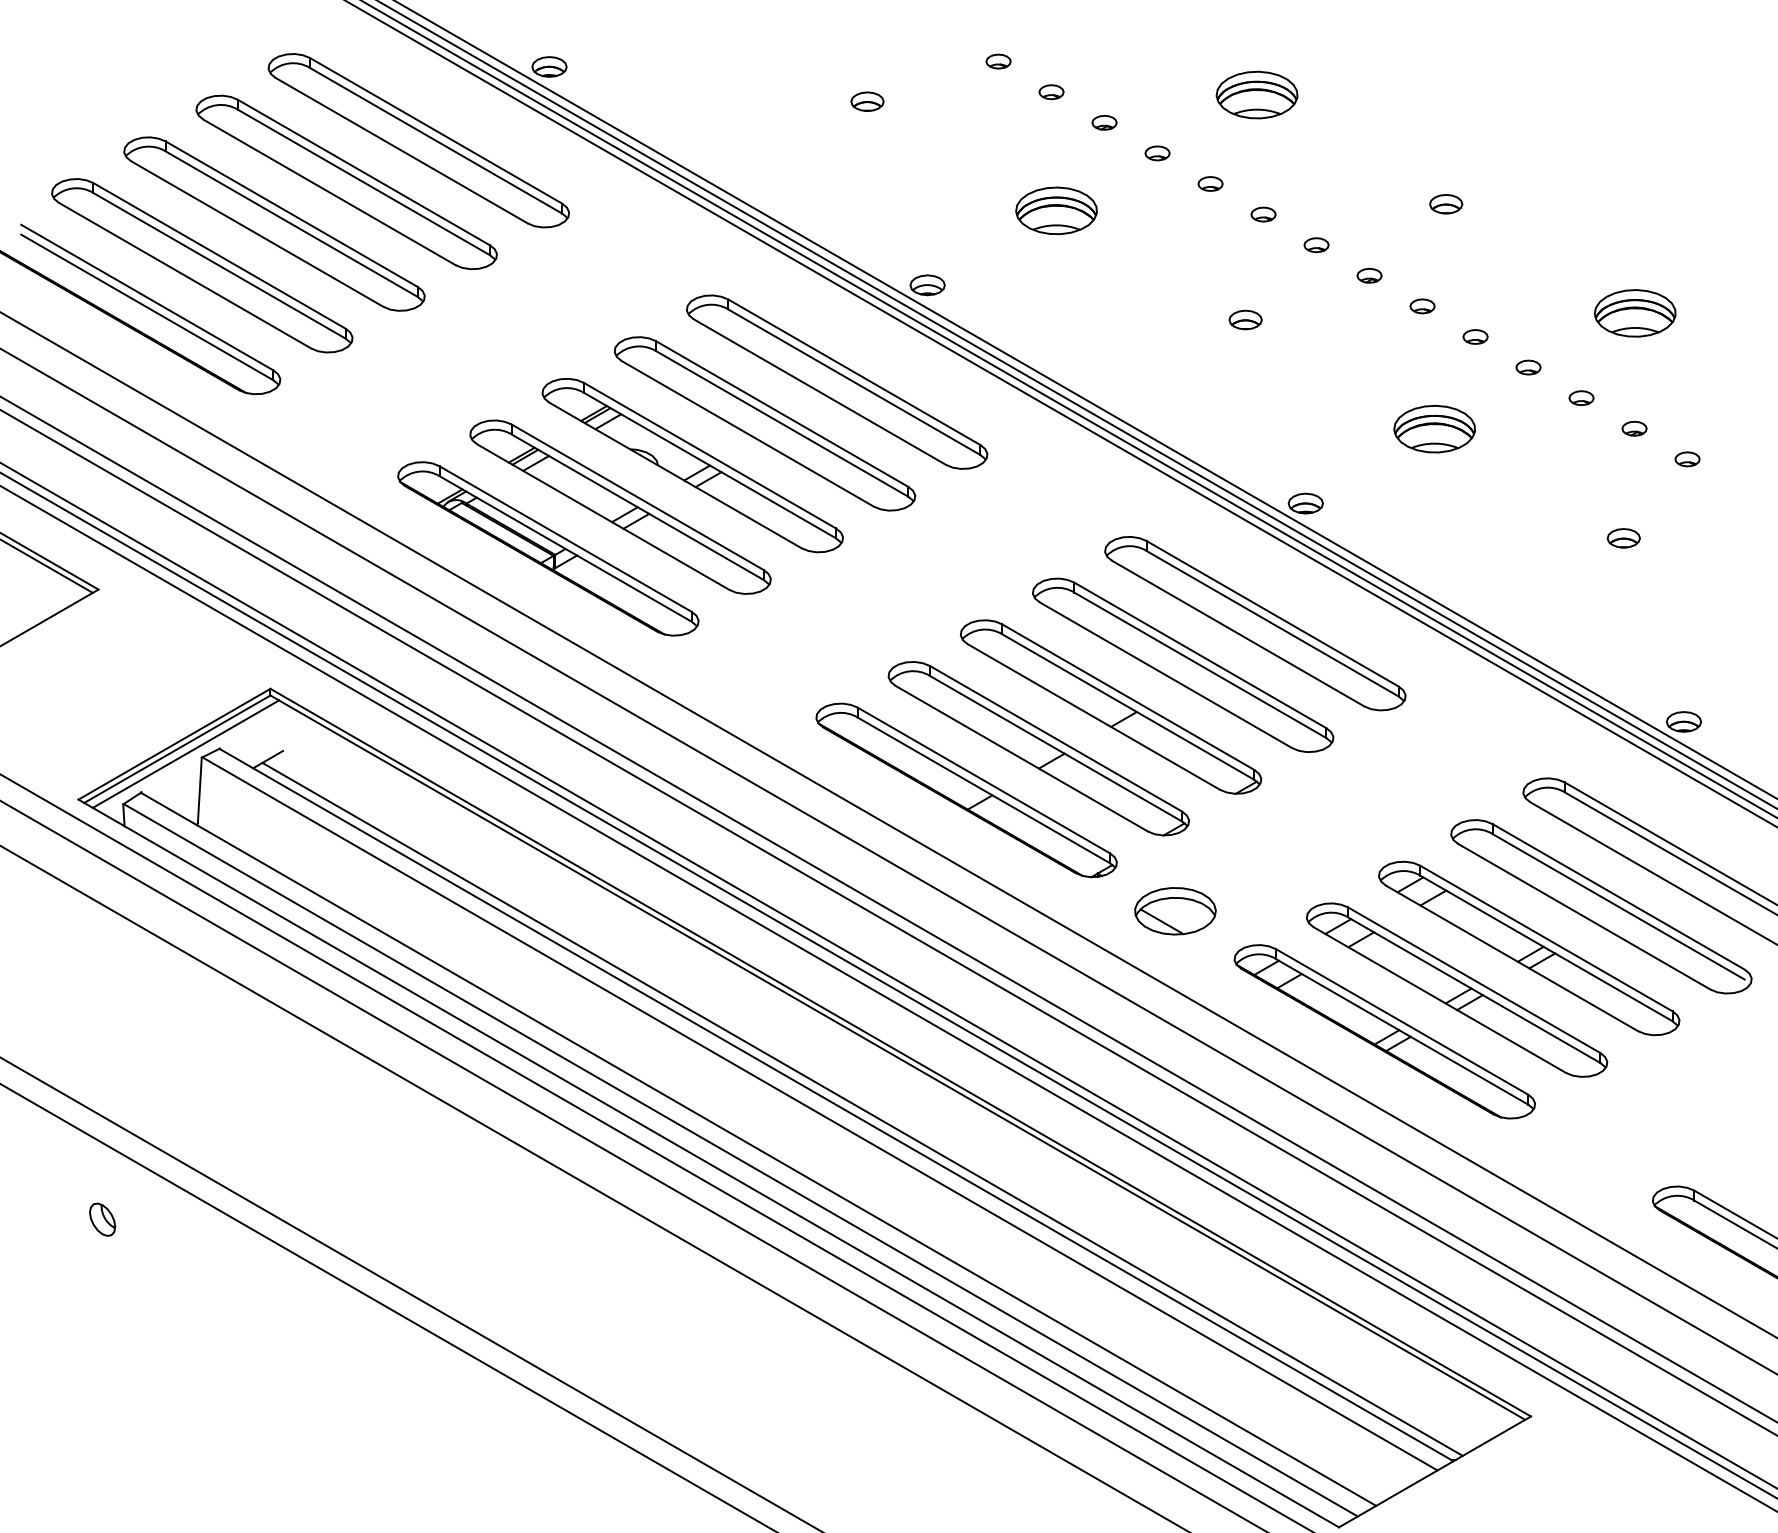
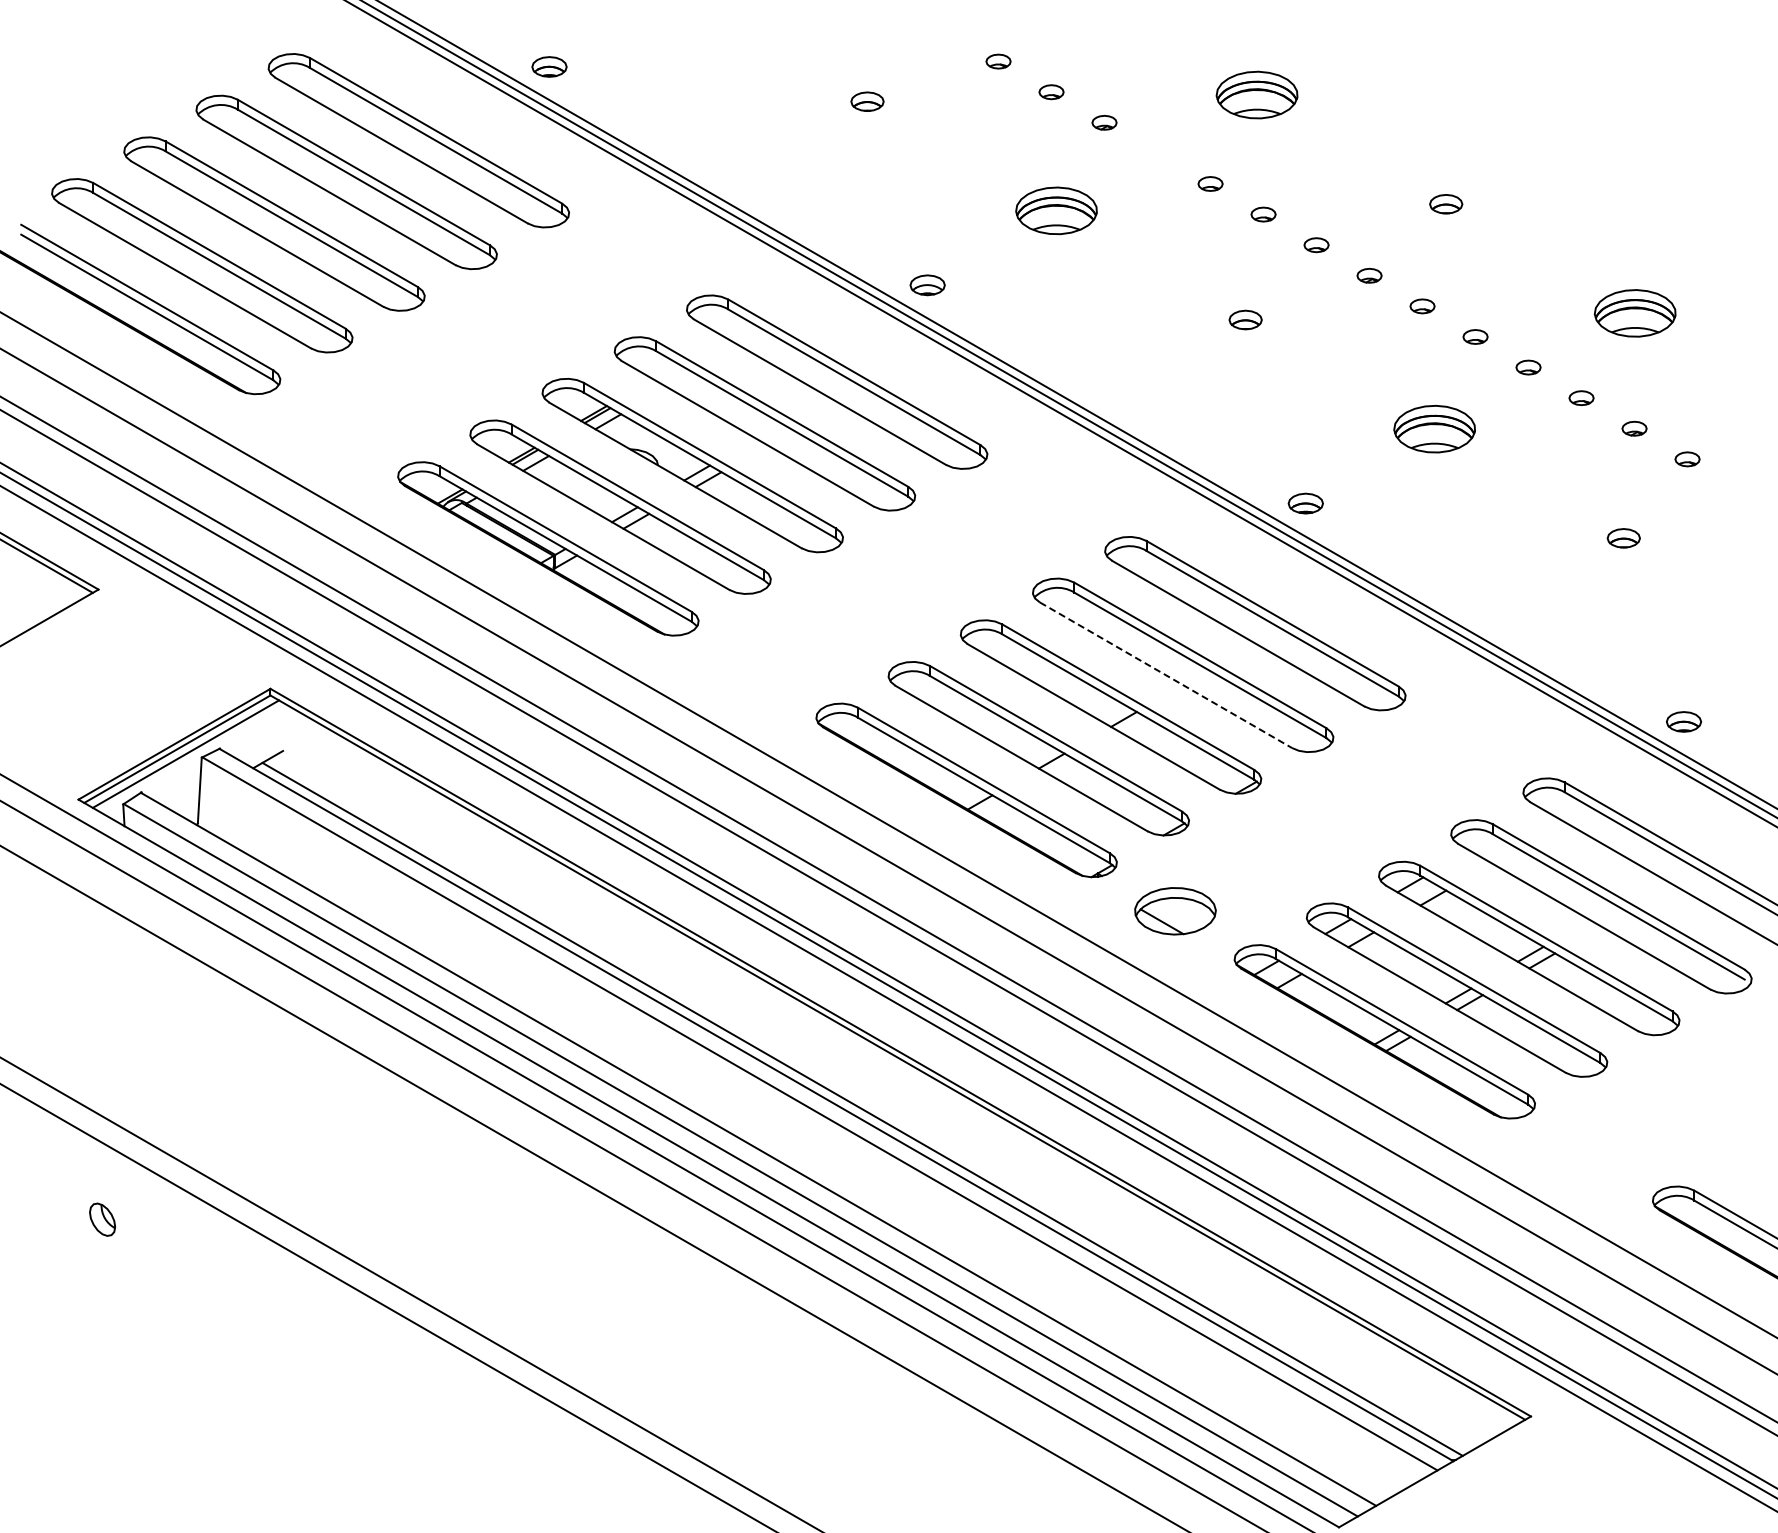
part: present -> none (1157, 153)
line: present -> none (1085, 399)
line: solid -> dashed (1165, 675)
